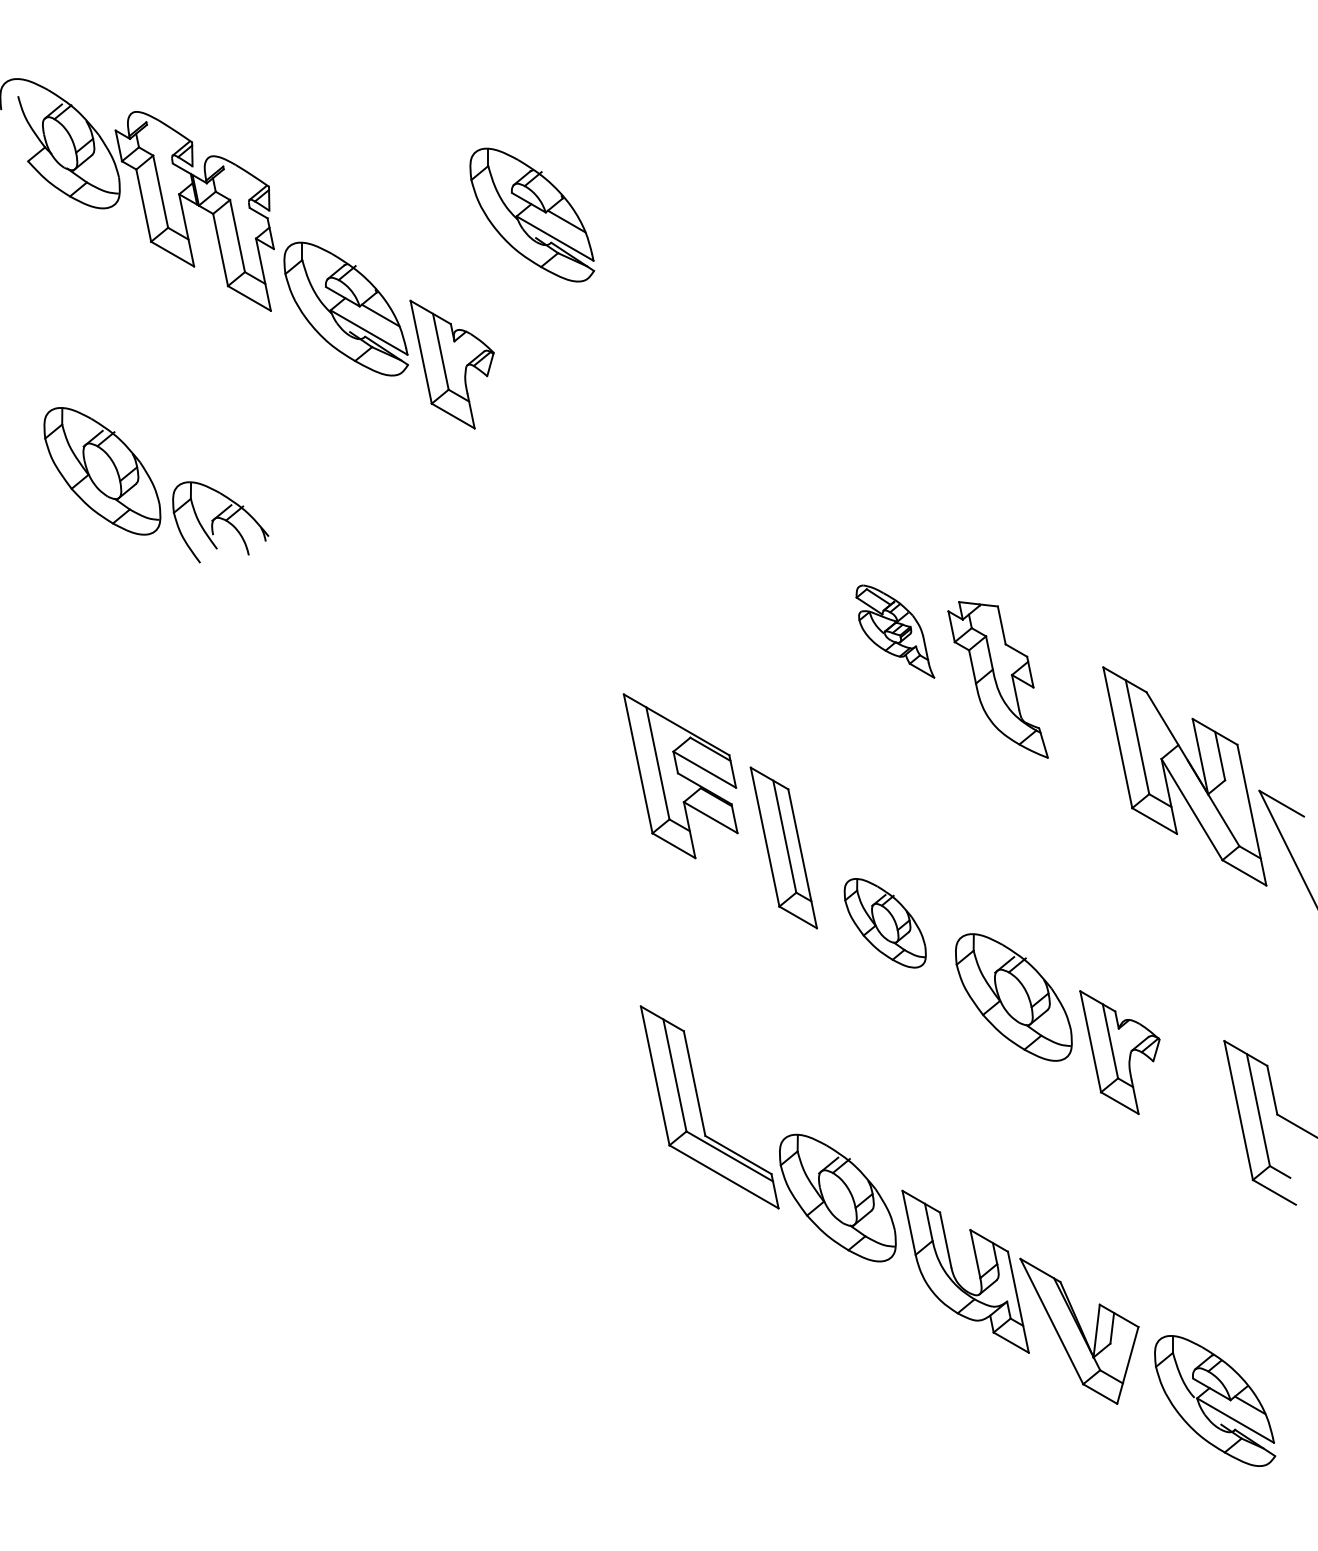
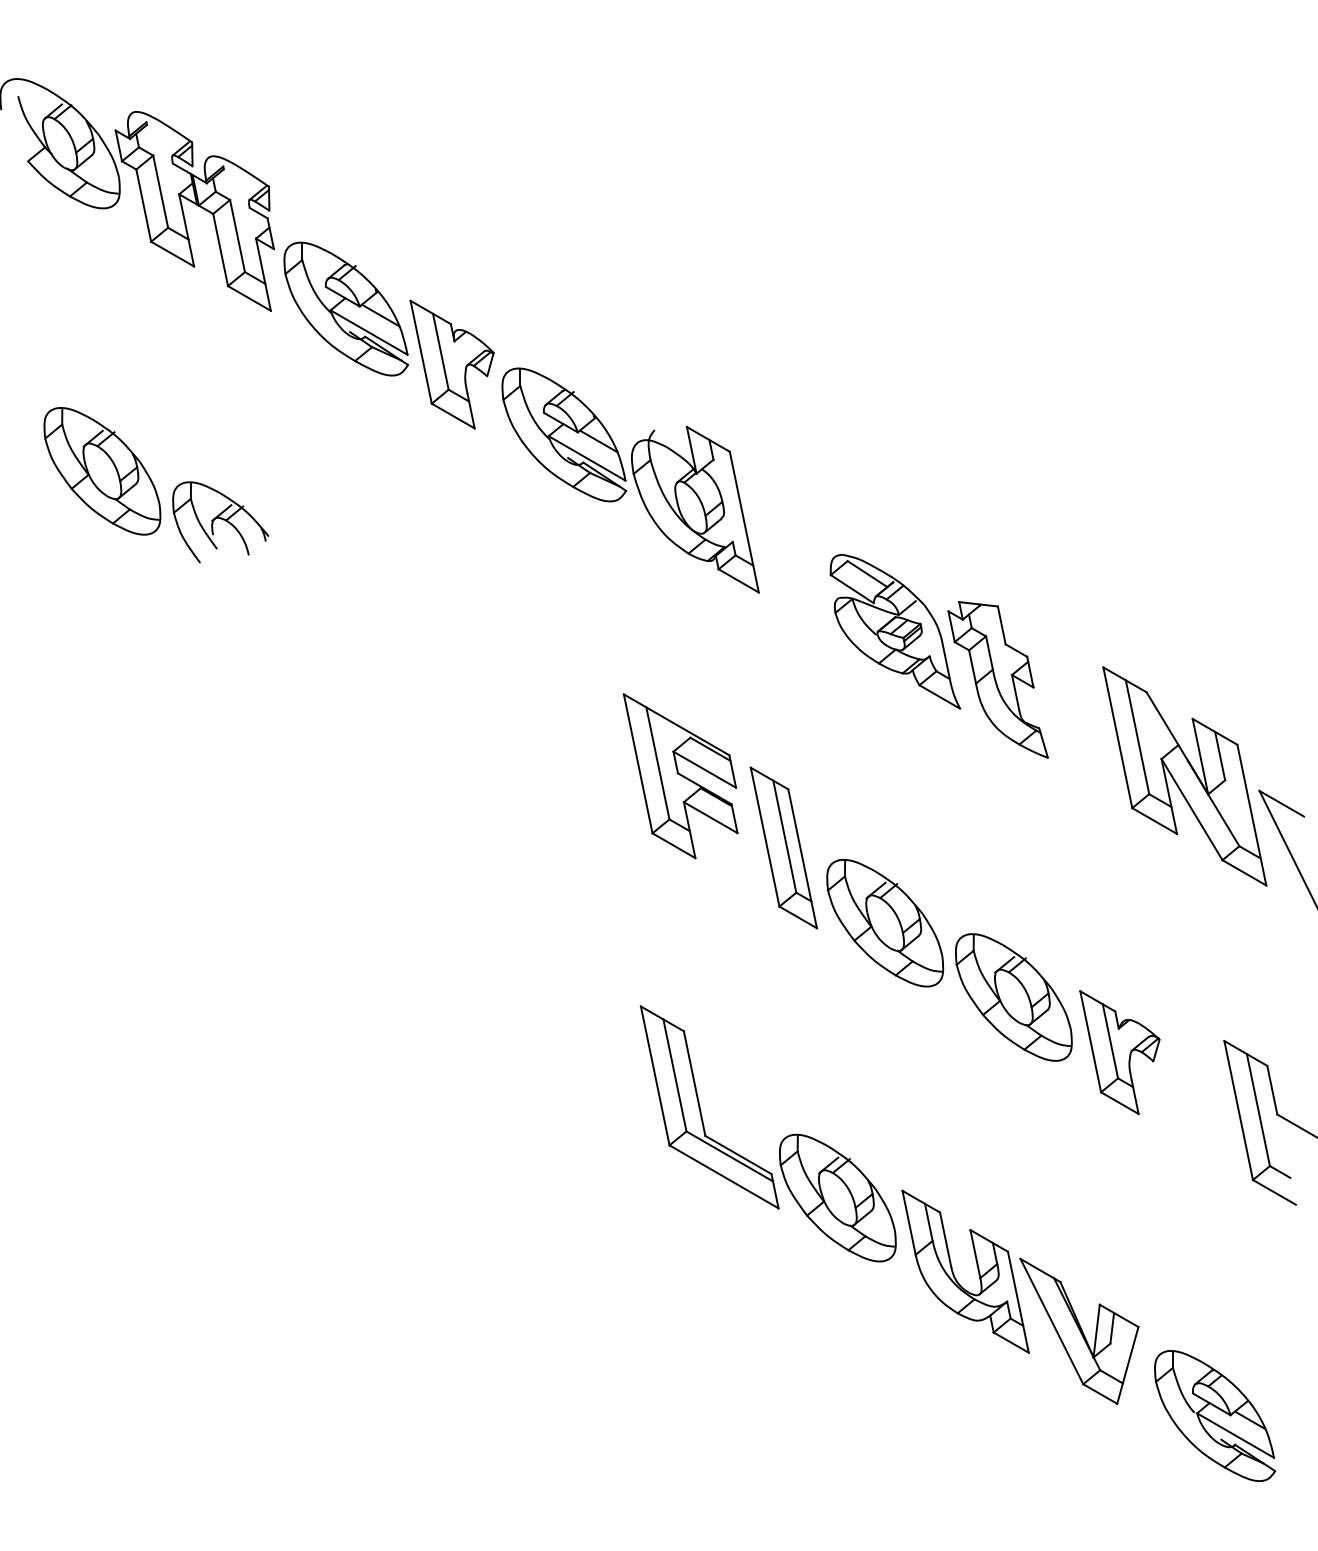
part: present -> none (532, 214)
part: none -> present (630, 480)
part size: 81x95 px -> 133x157 px (895, 631)
part size: 84x91 px -> 119x129 px (885, 923)
part position: (1215, 1400) -> (1215, 1415) (1215, 1415)
